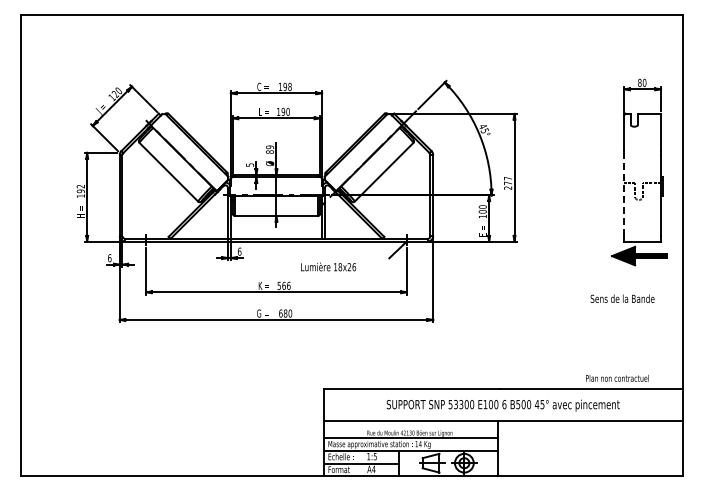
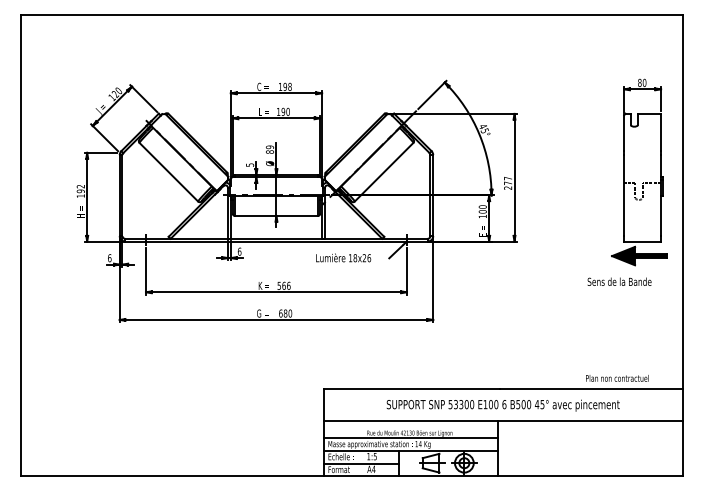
line: dashed -> solid (624, 195)
text position: (328, 266) -> (343, 257) (343, 257)
text position: (622, 298) -> (619, 281) (619, 281)
